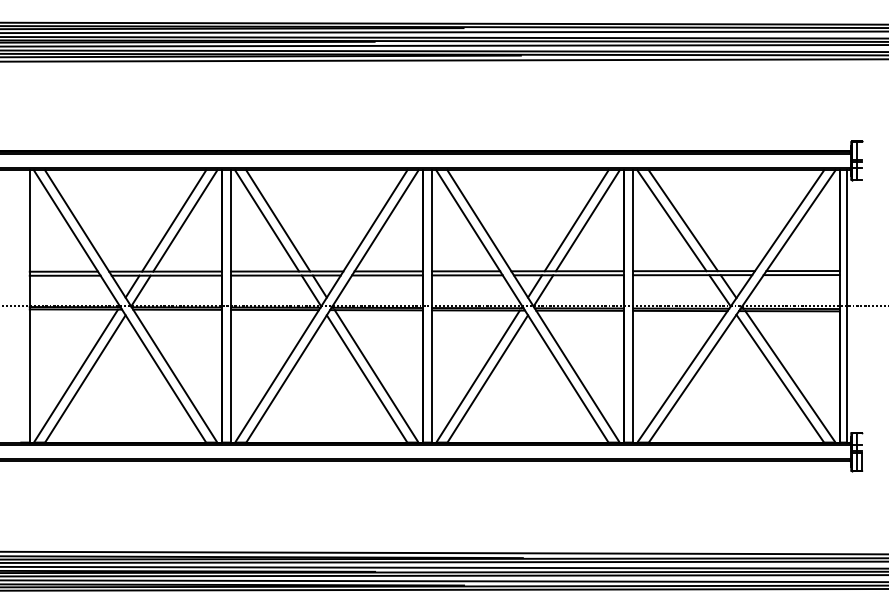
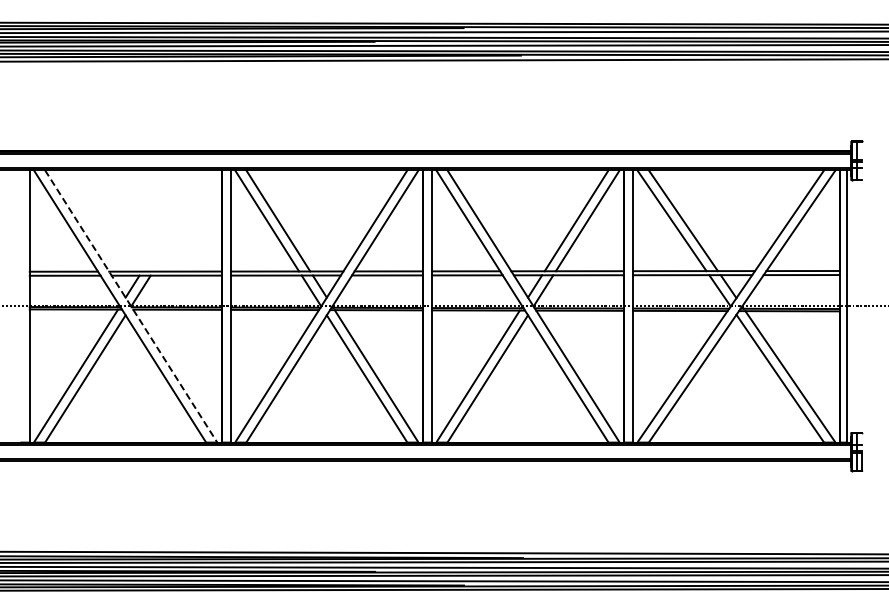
line: present -> none (174, 220)
line: present -> none (185, 220)
line: solid -> dashed (131, 306)
